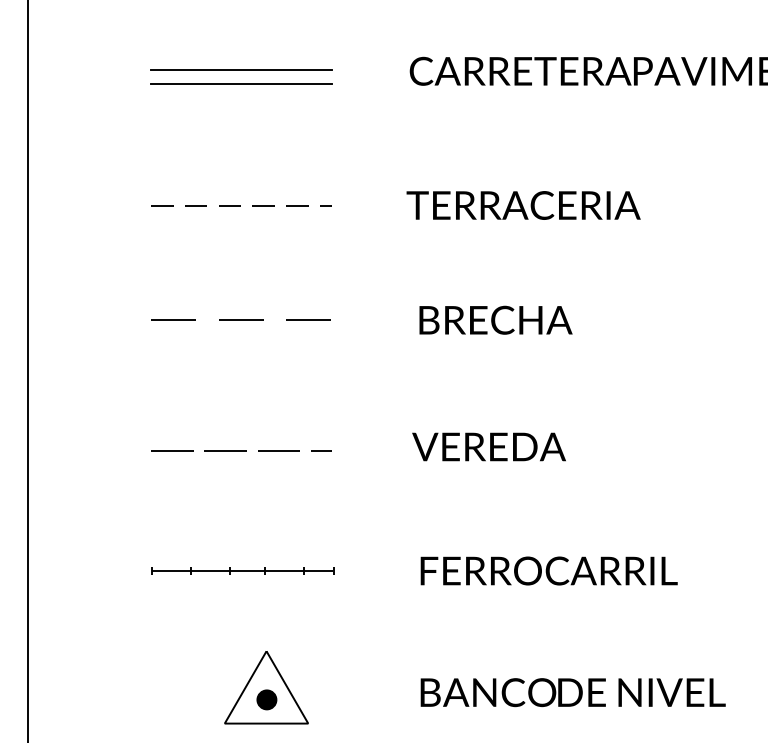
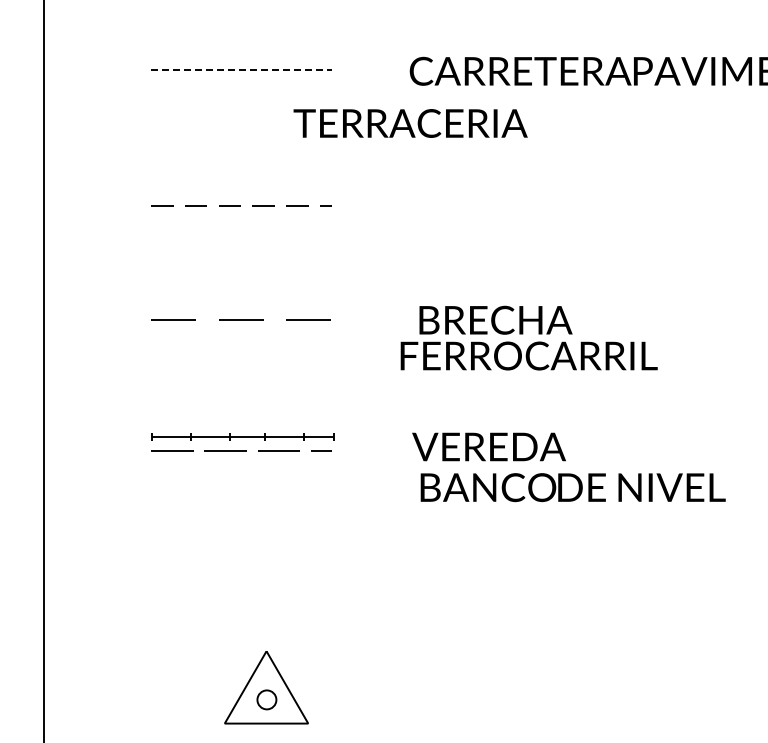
line: solid -> dashed (241, 69)
line: present -> none (241, 84)
text position: (523, 205) -> (410, 123) (410, 123)
line position: (27, 370) -> (43, 370) (43, 370)
part position: (242, 570) -> (242, 436) (242, 436)
text position: (548, 570) -> (528, 355) (528, 355)
text position: (572, 692) -> (572, 487) (572, 487)
fill: present -> none (266, 699)
